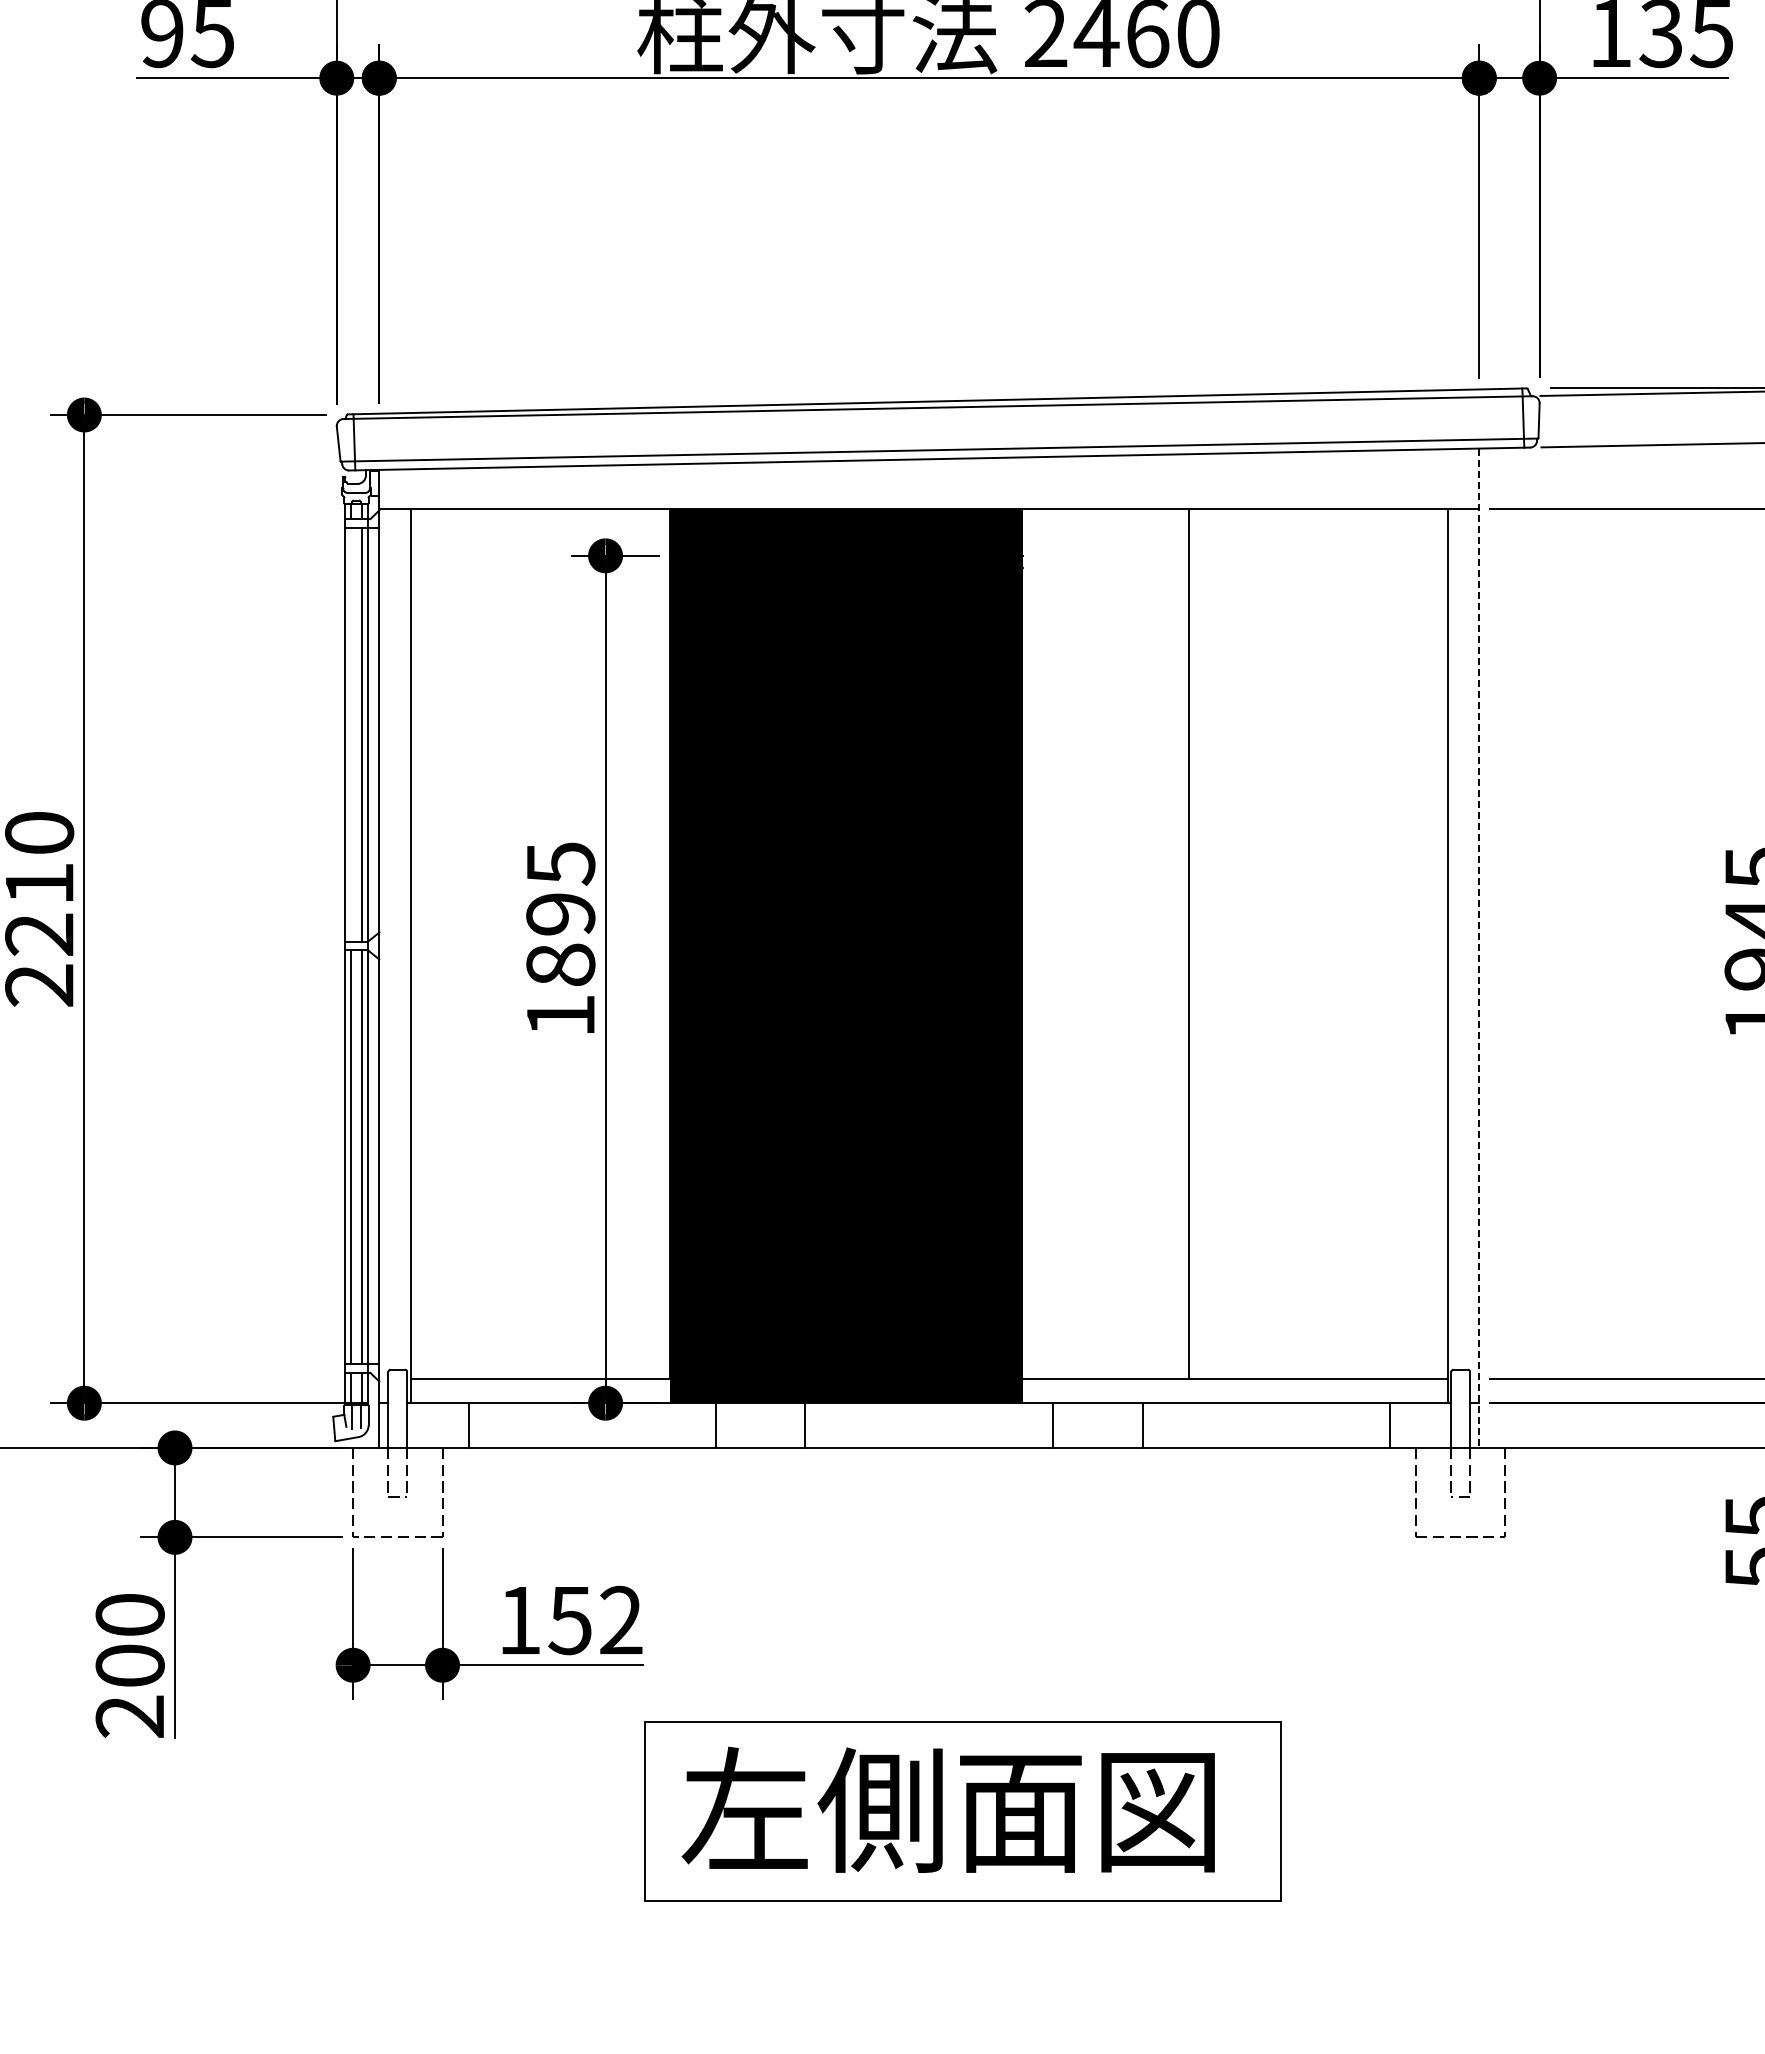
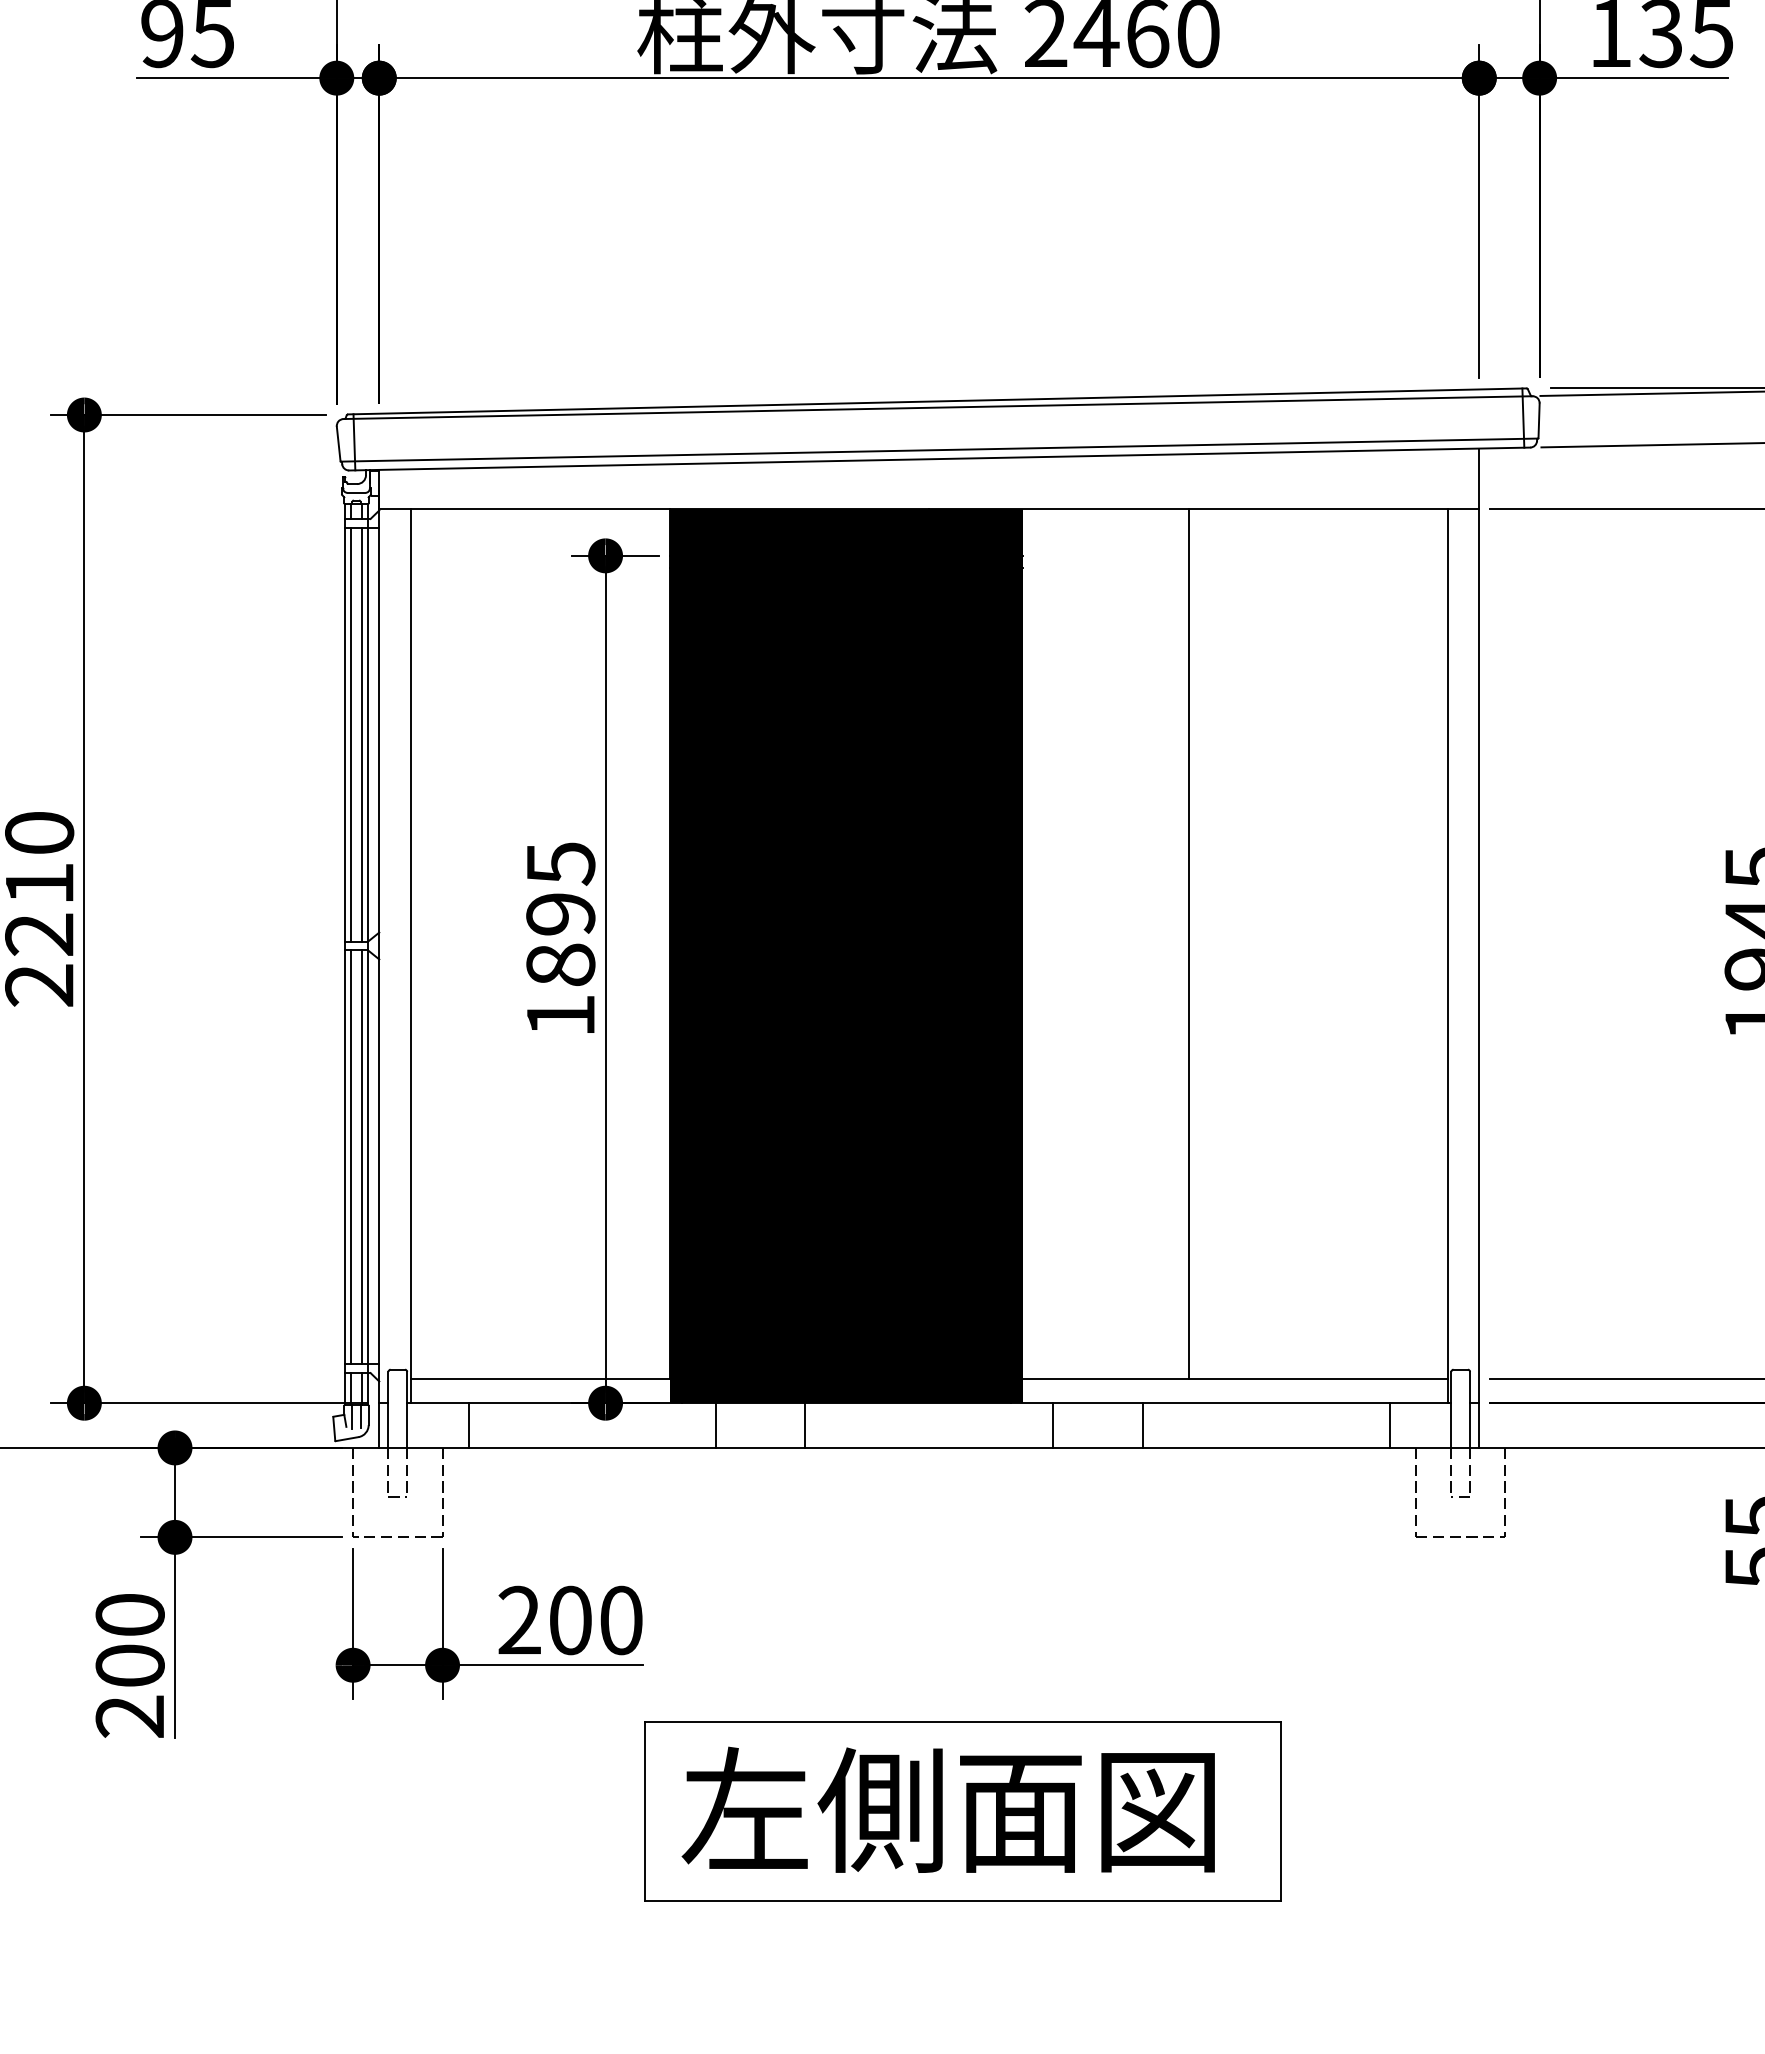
line: none -> present (351, 734)
line: dashed -> solid (1479, 948)
text: 152 -> 200 (570, 1620)
